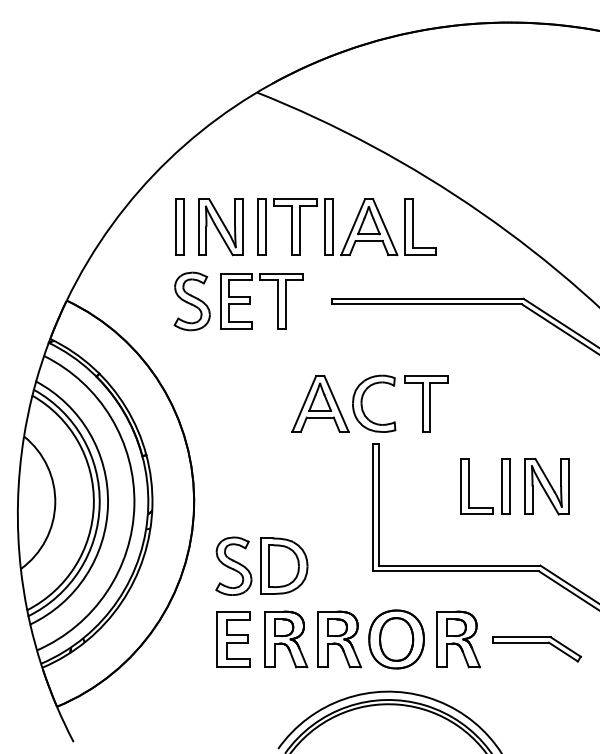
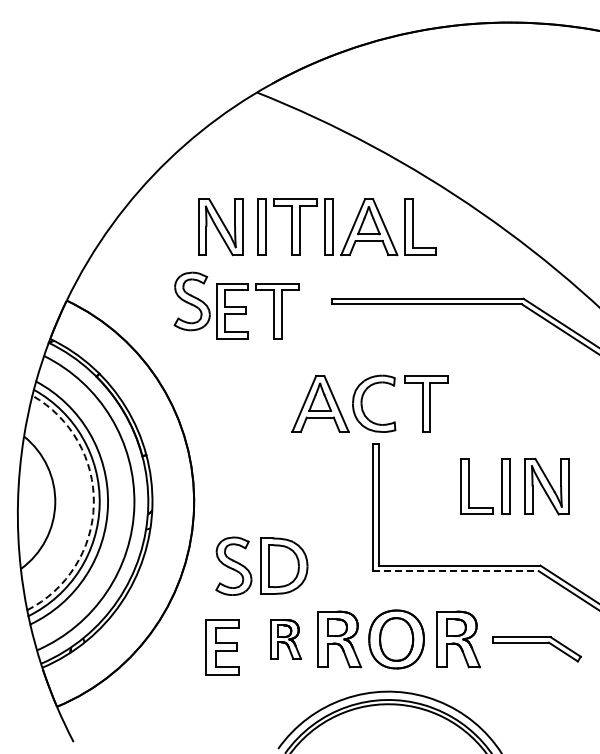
part: present -> none (179, 226)
part position: (250, 301) -> (246, 311) (246, 311)
arc: solid -> dashed (93, 504)
line: solid -> dashed (456, 571)
part position: (233, 639) -> (222, 647) (222, 647)
part size: 45x59 px -> 33x41 px (286, 639)
